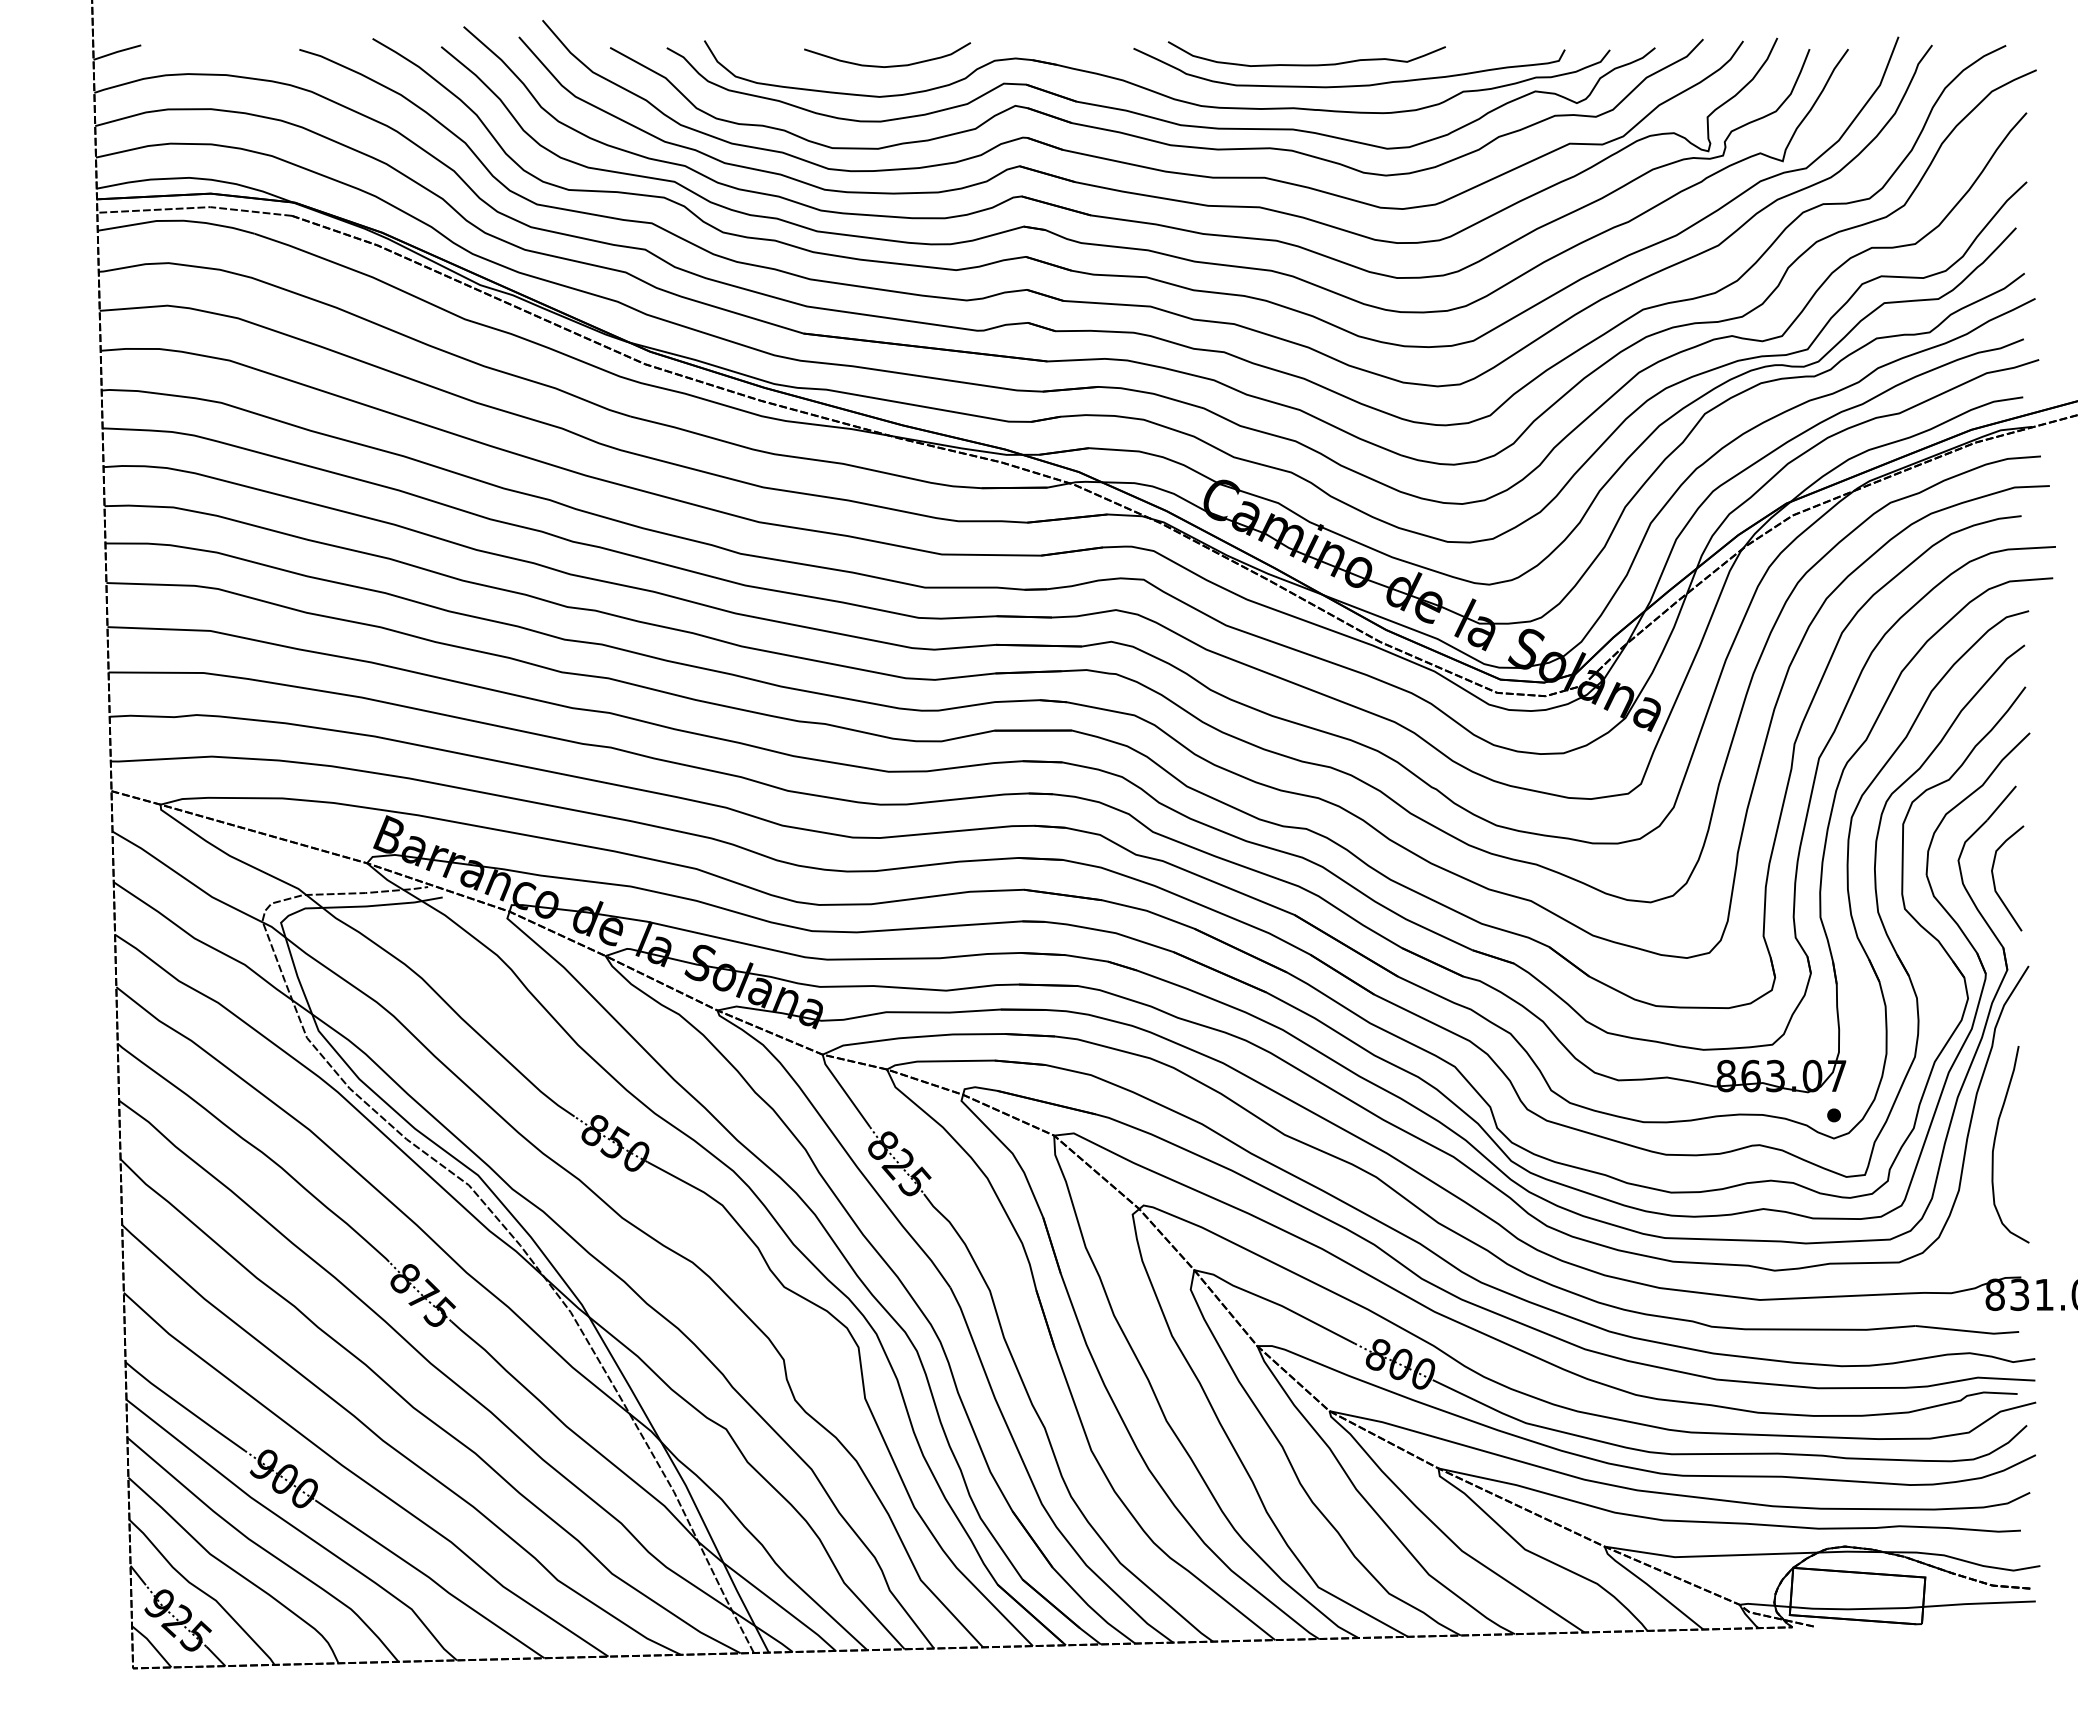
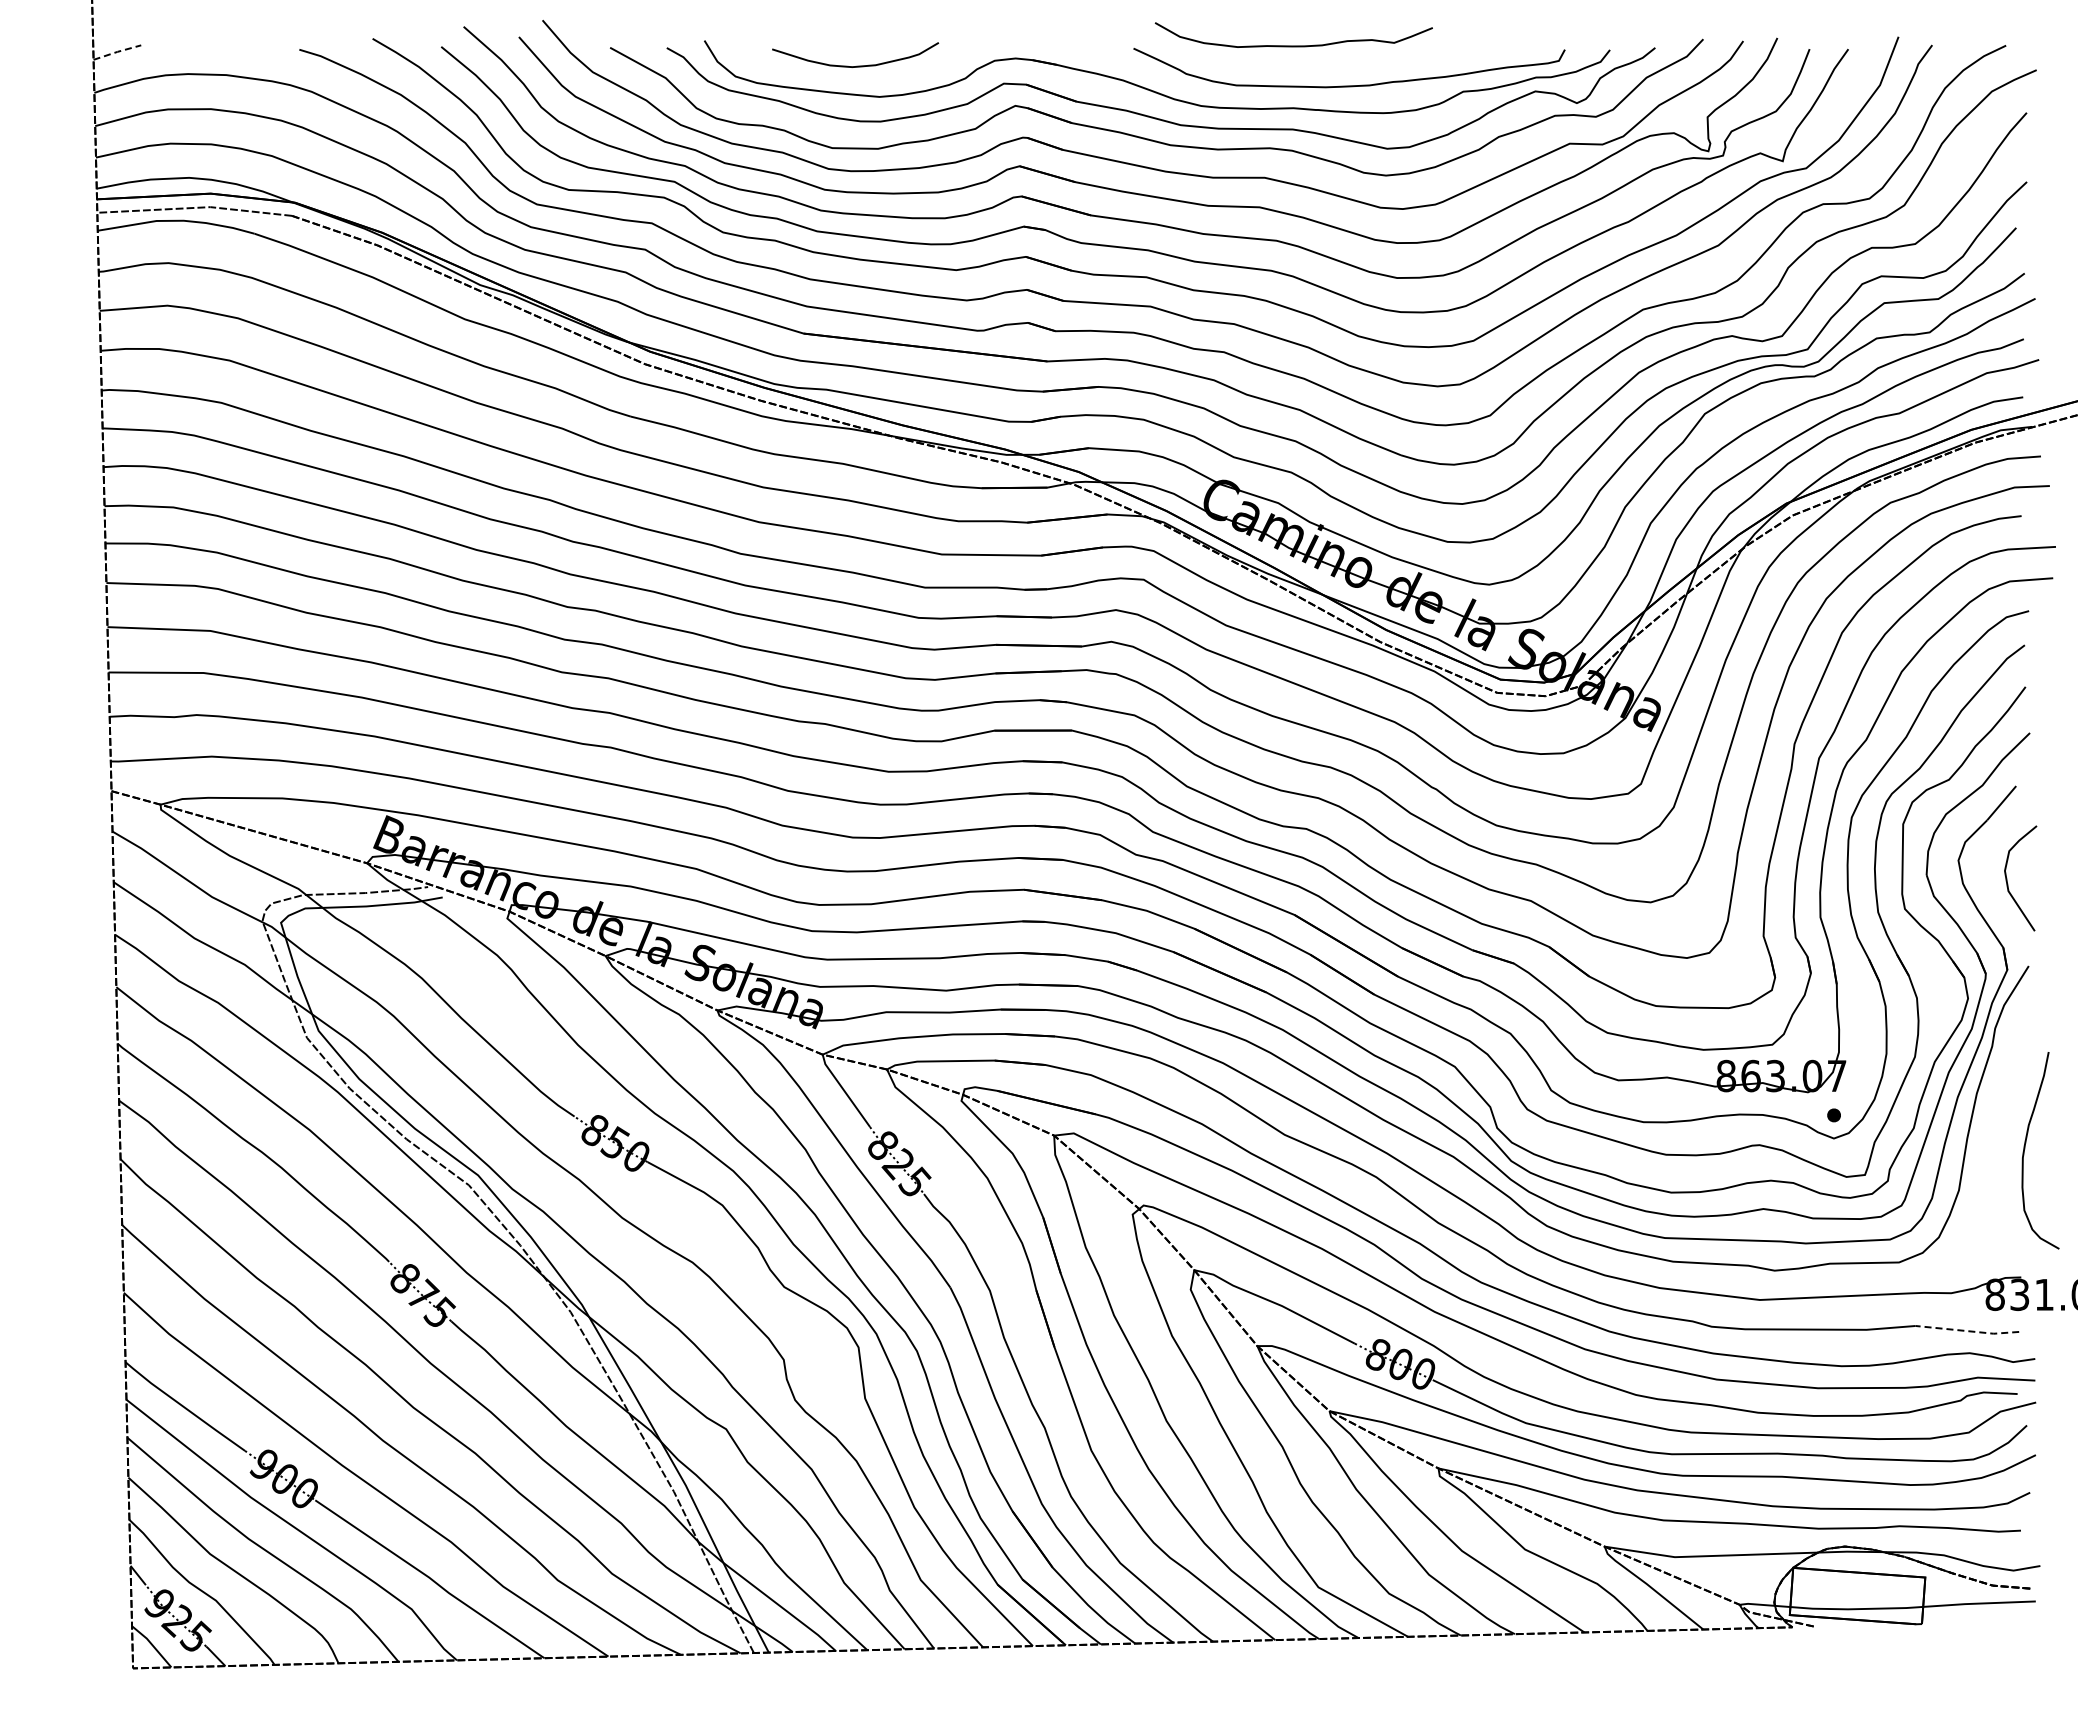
line: solid -> dashed (117, 51)
curve position: (1306, 64) -> (1293, 45) (1293, 45)
curve position: (888, 65) -> (856, 65) (856, 65)
curve position: (1994, 878) -> (2007, 878) (2007, 878)
curve position: (1995, 1143) -> (2025, 1149) (2025, 1149)
line: solid -> dashed (1968, 1331)
